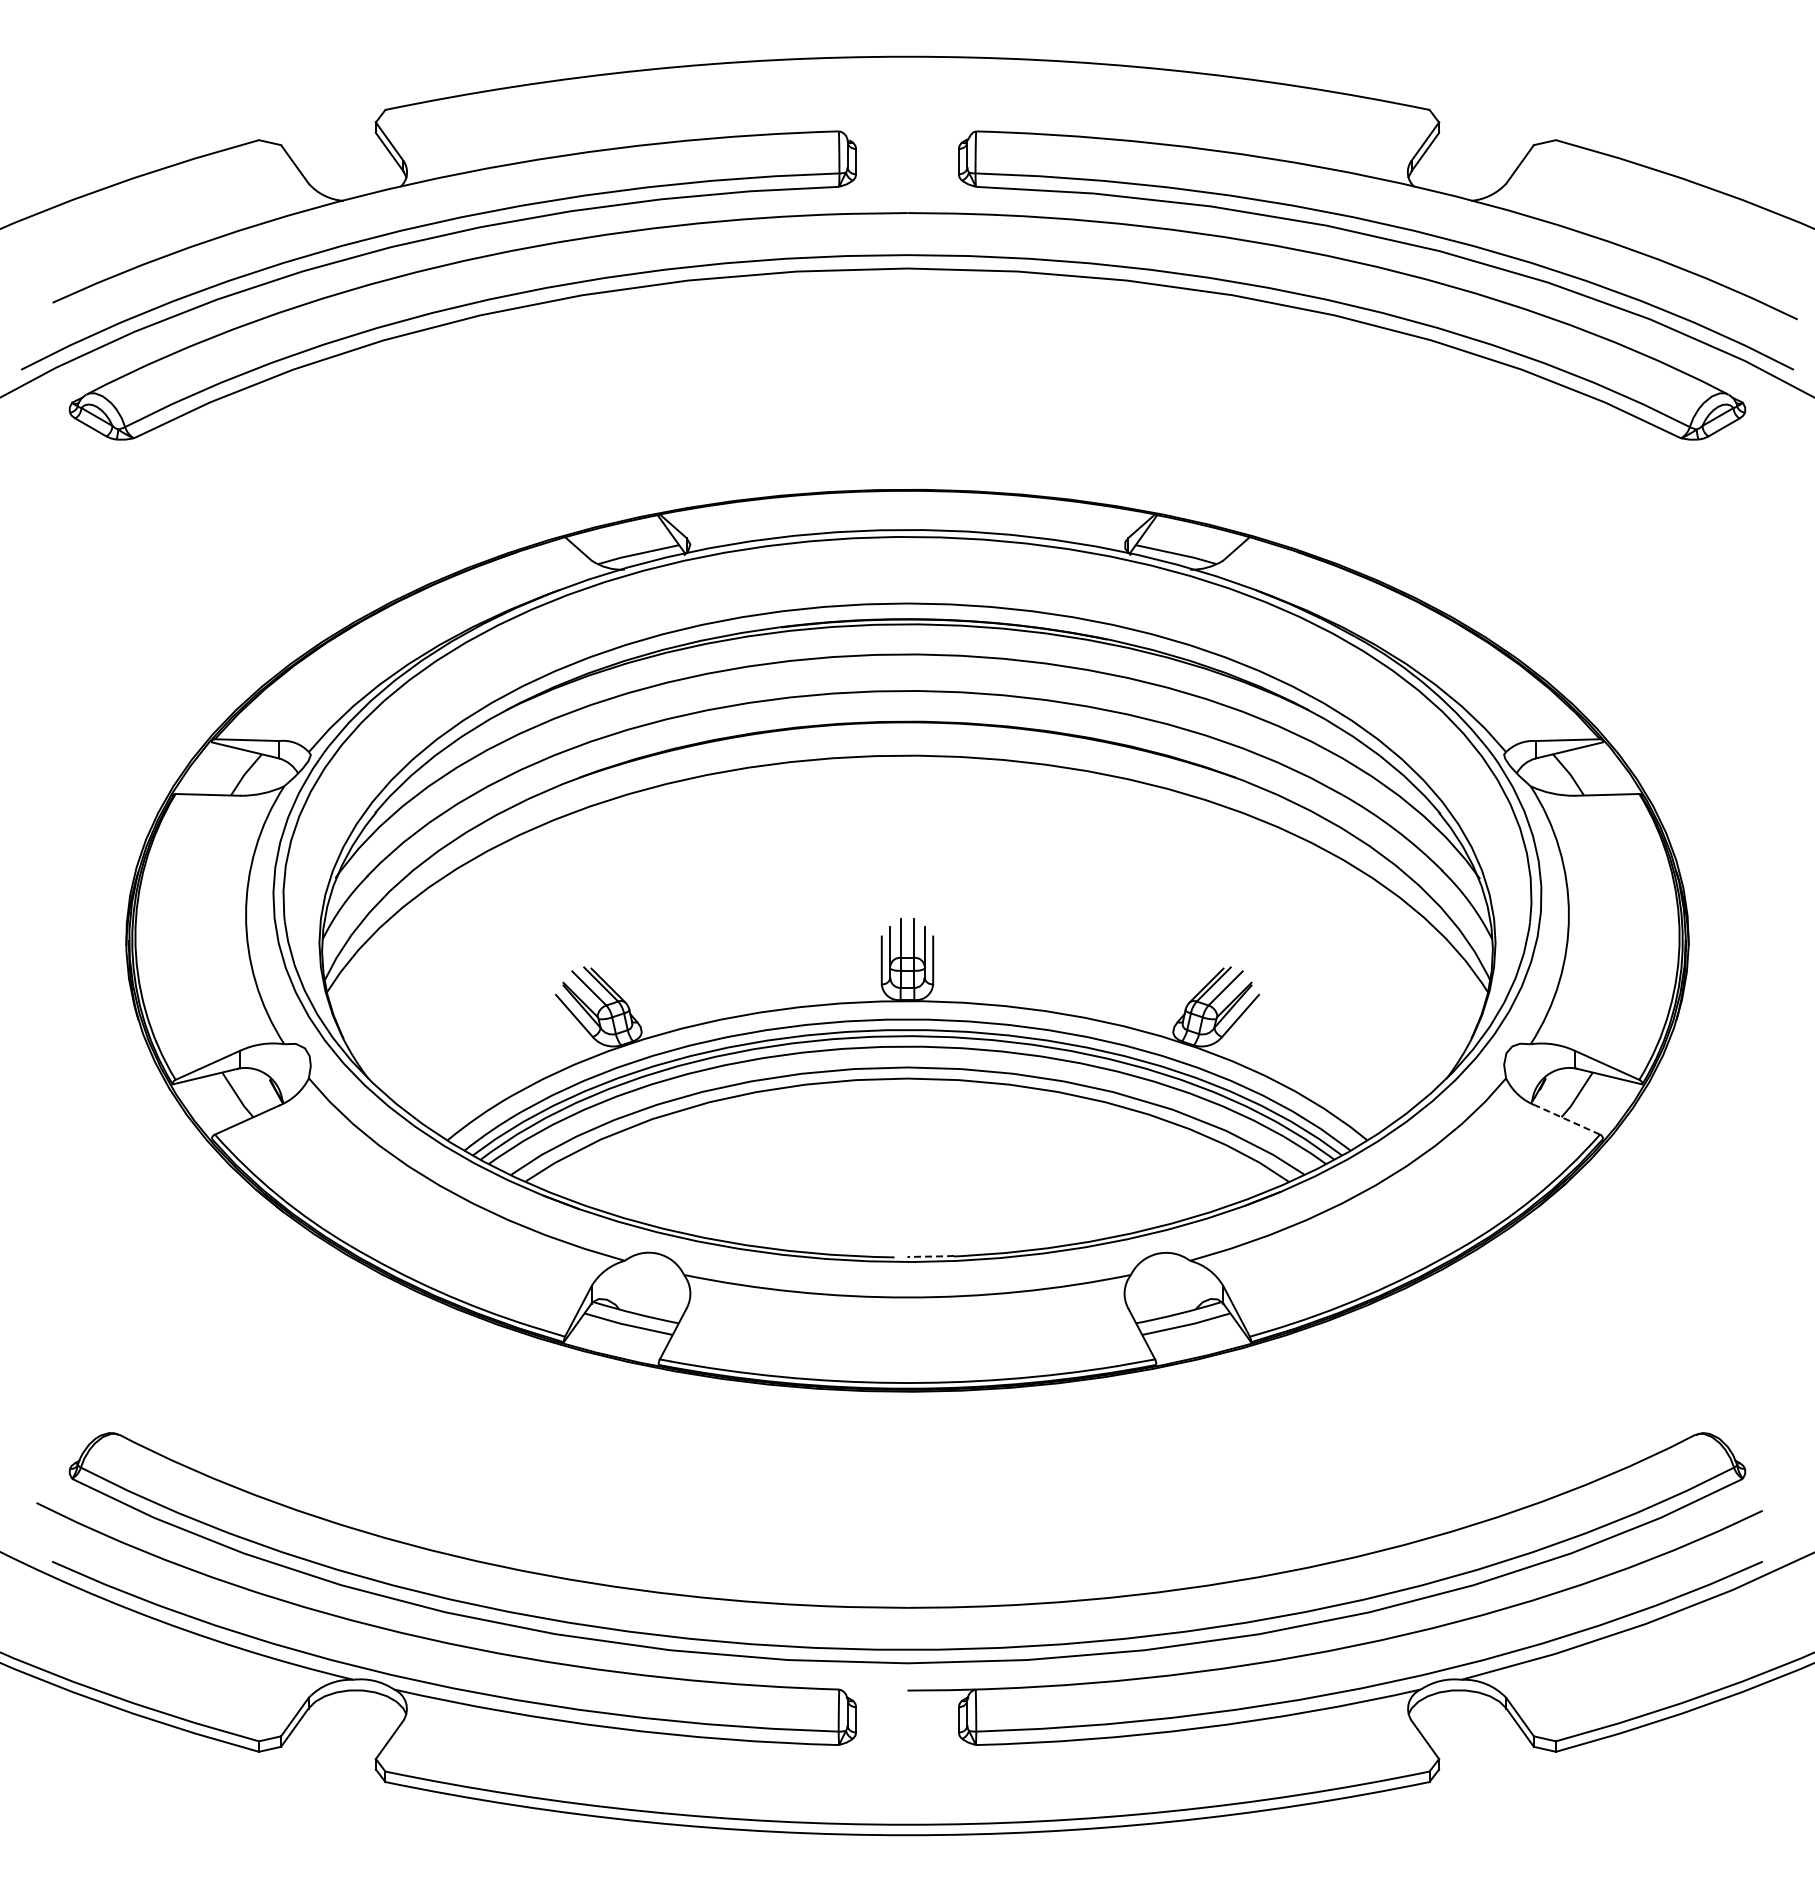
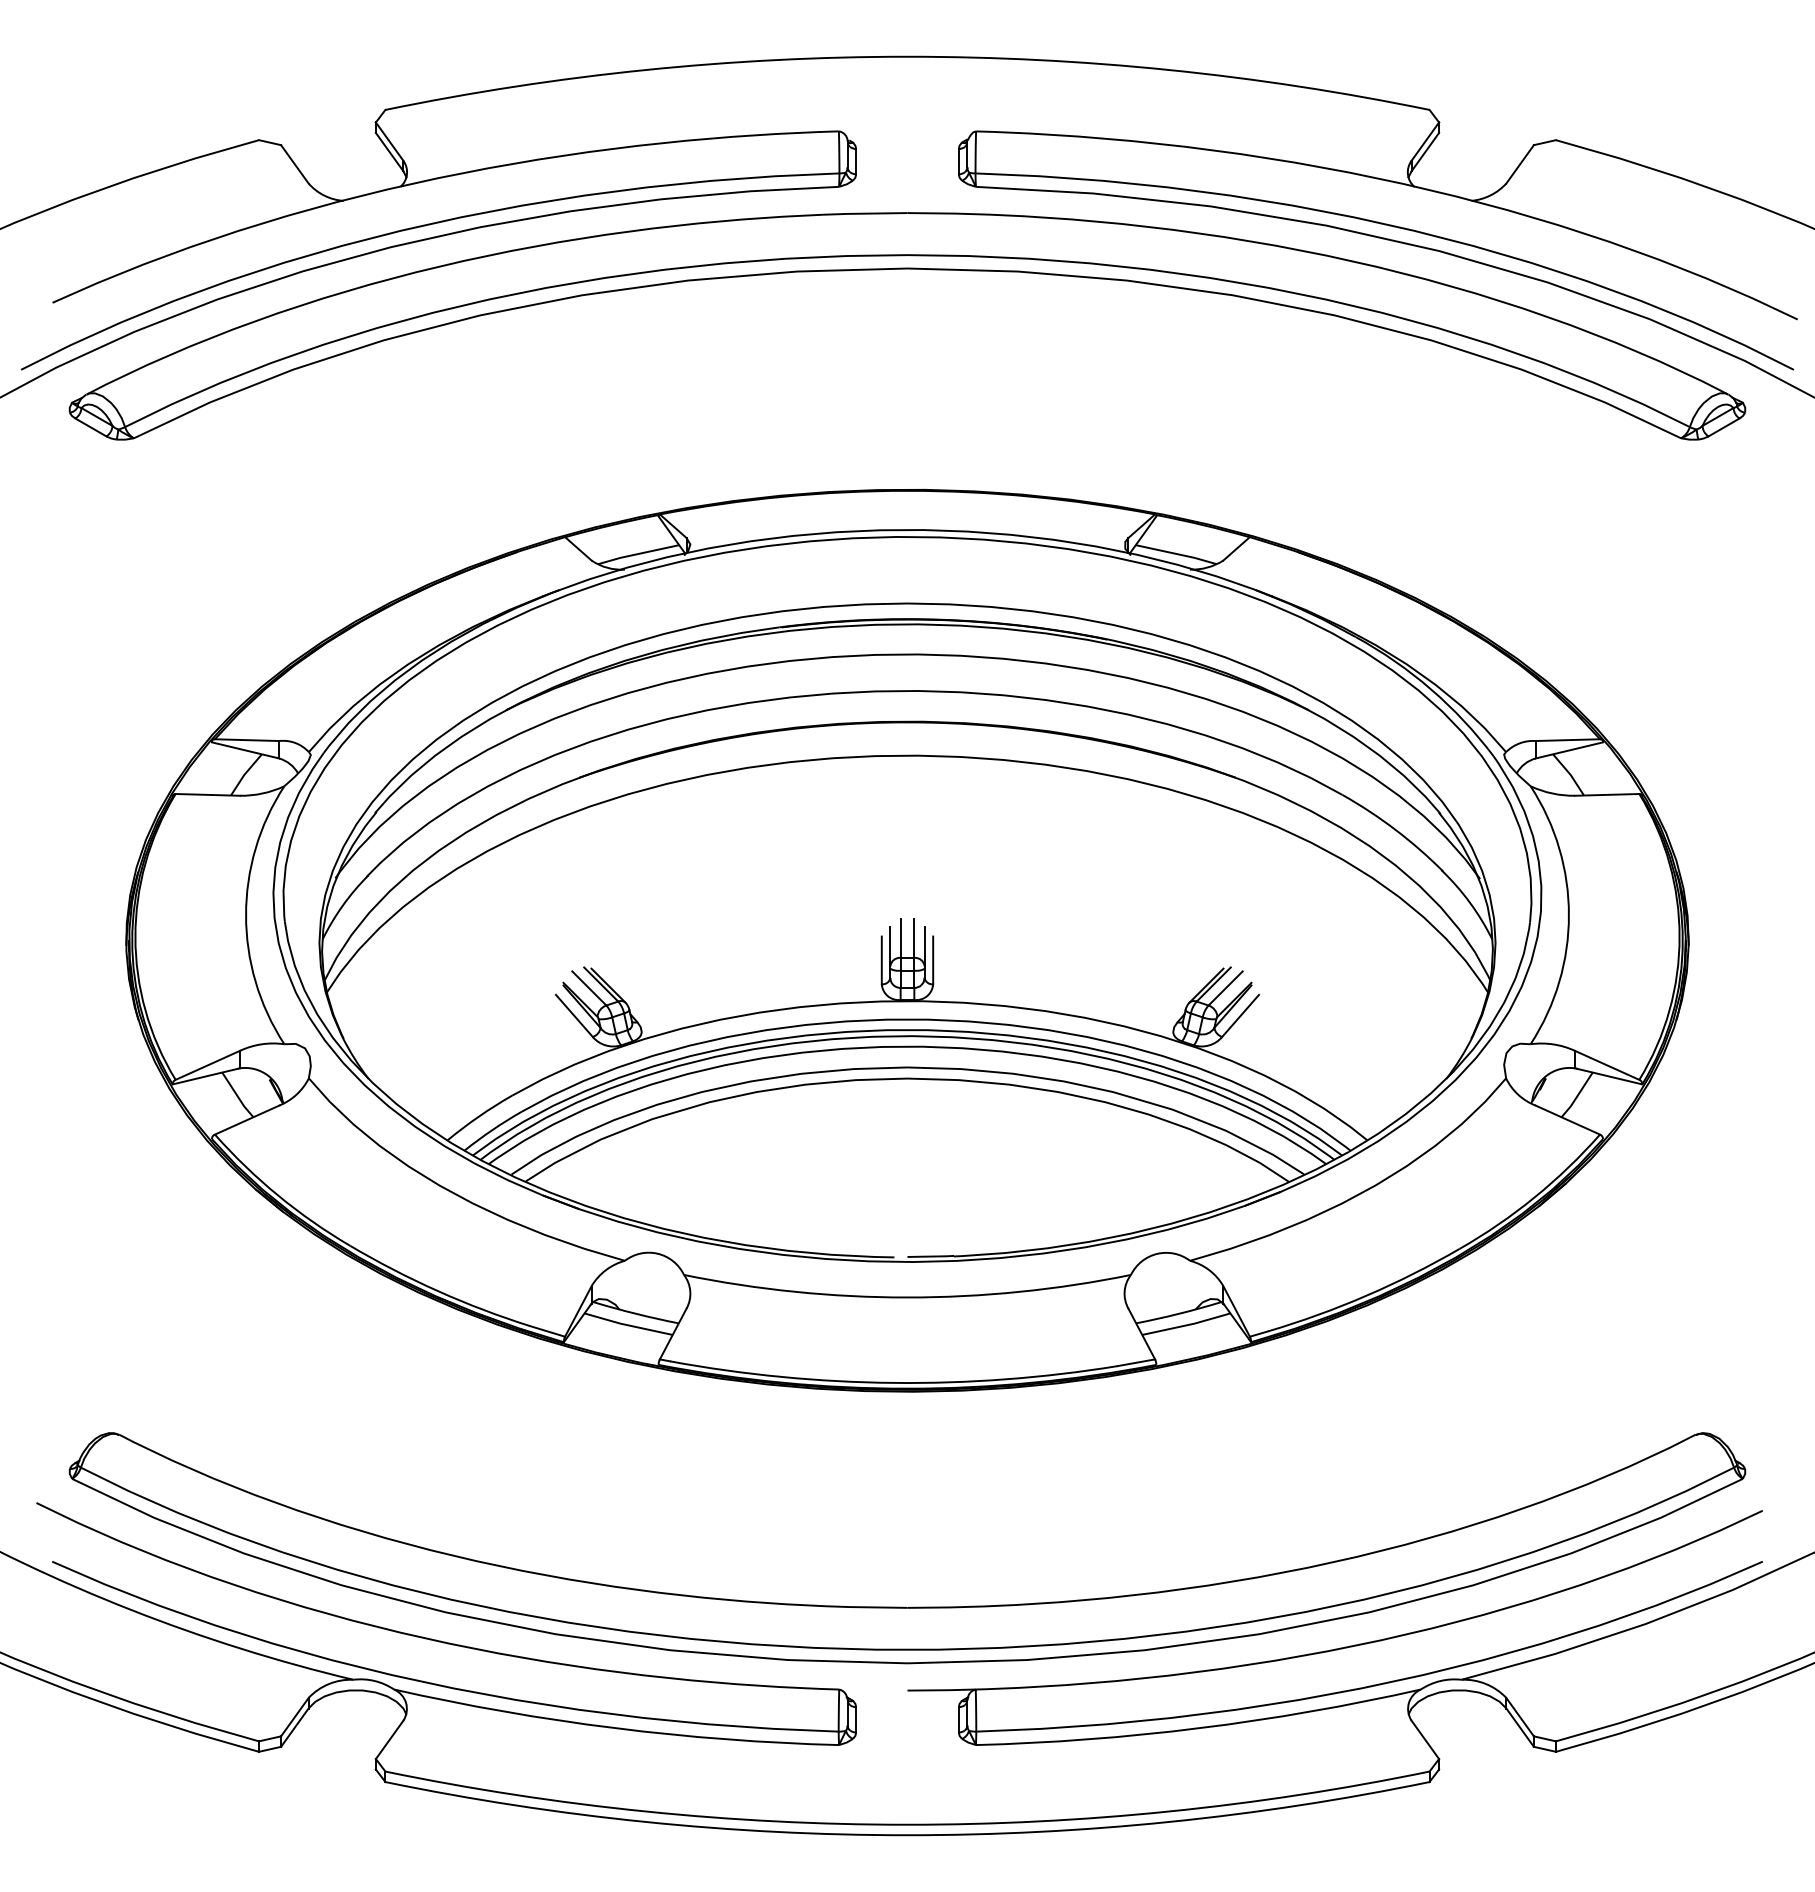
line: dashed -> solid (1567, 1119)
line: dashed -> solid (931, 1256)
